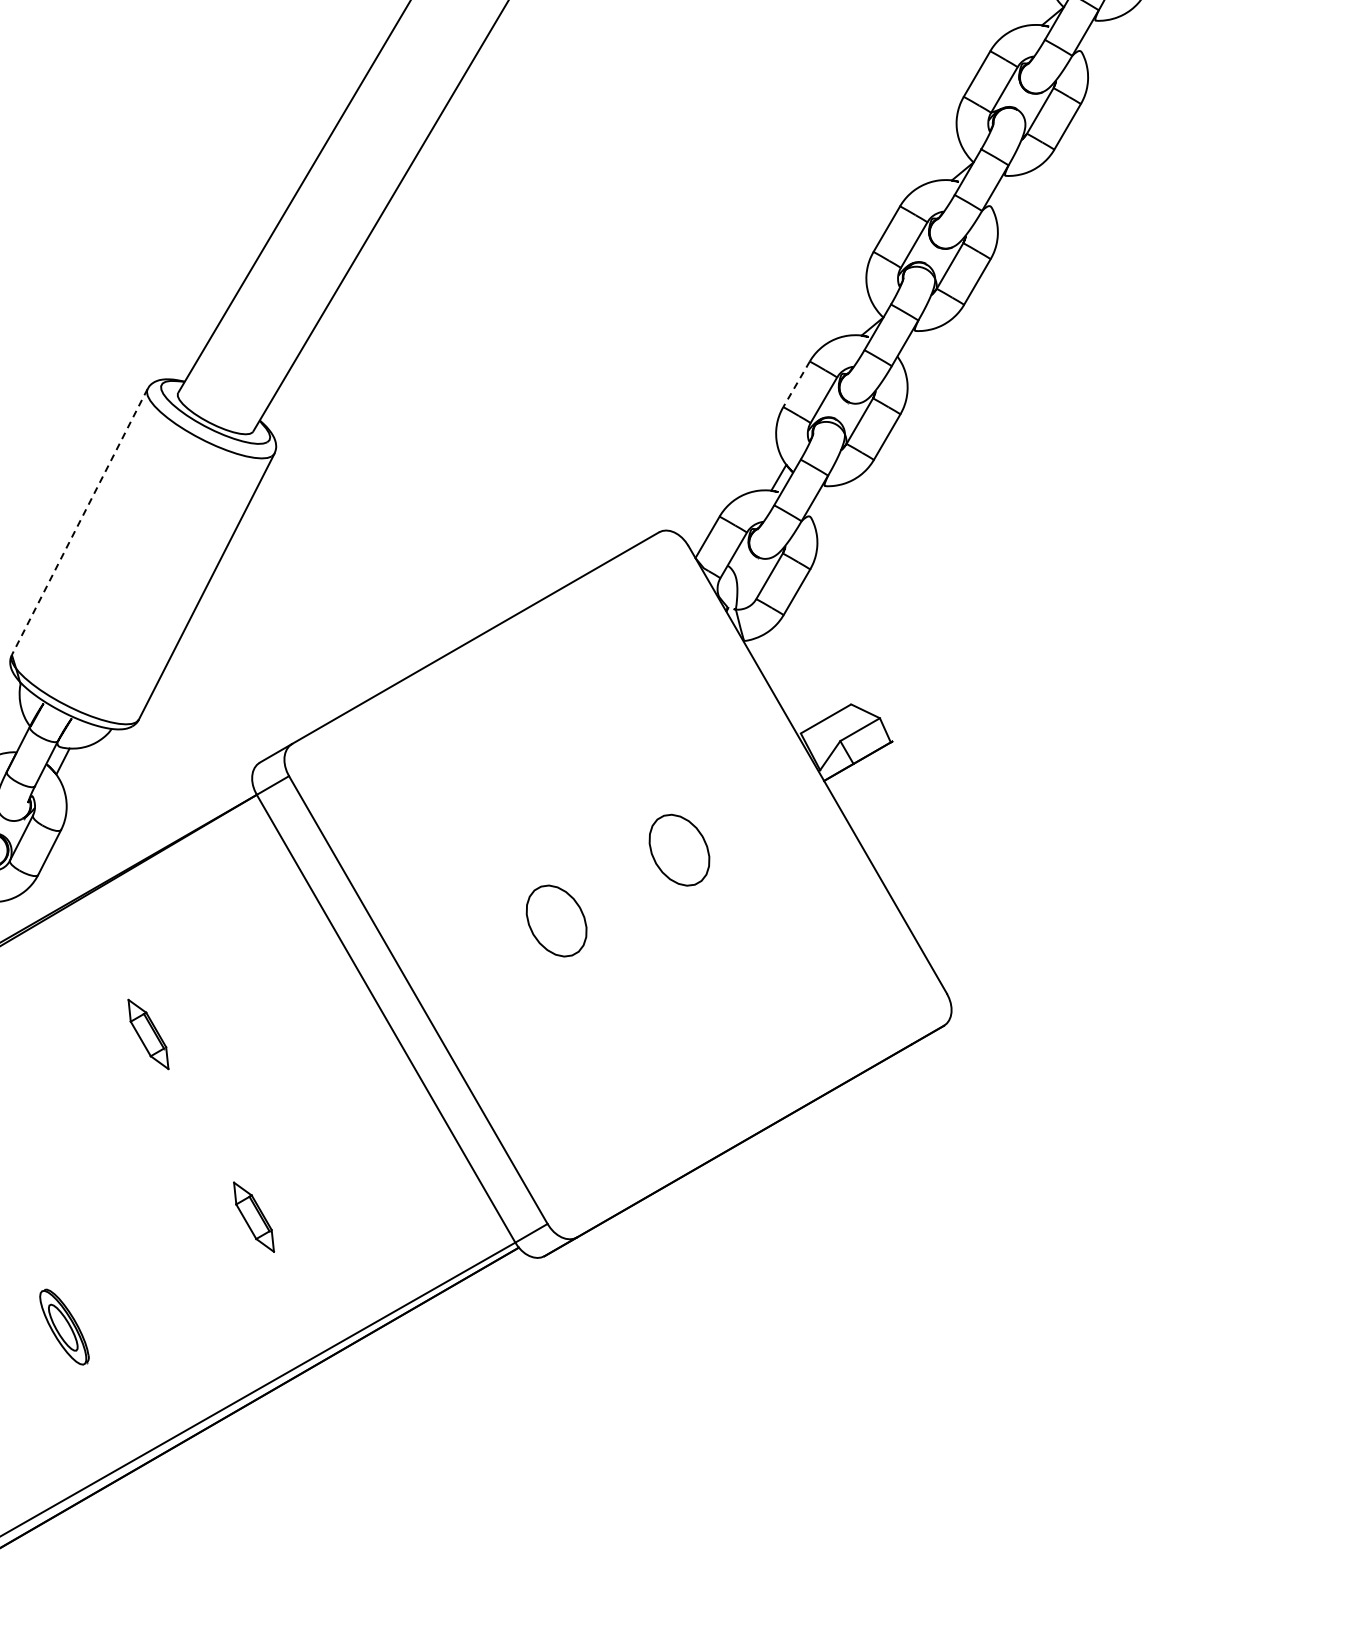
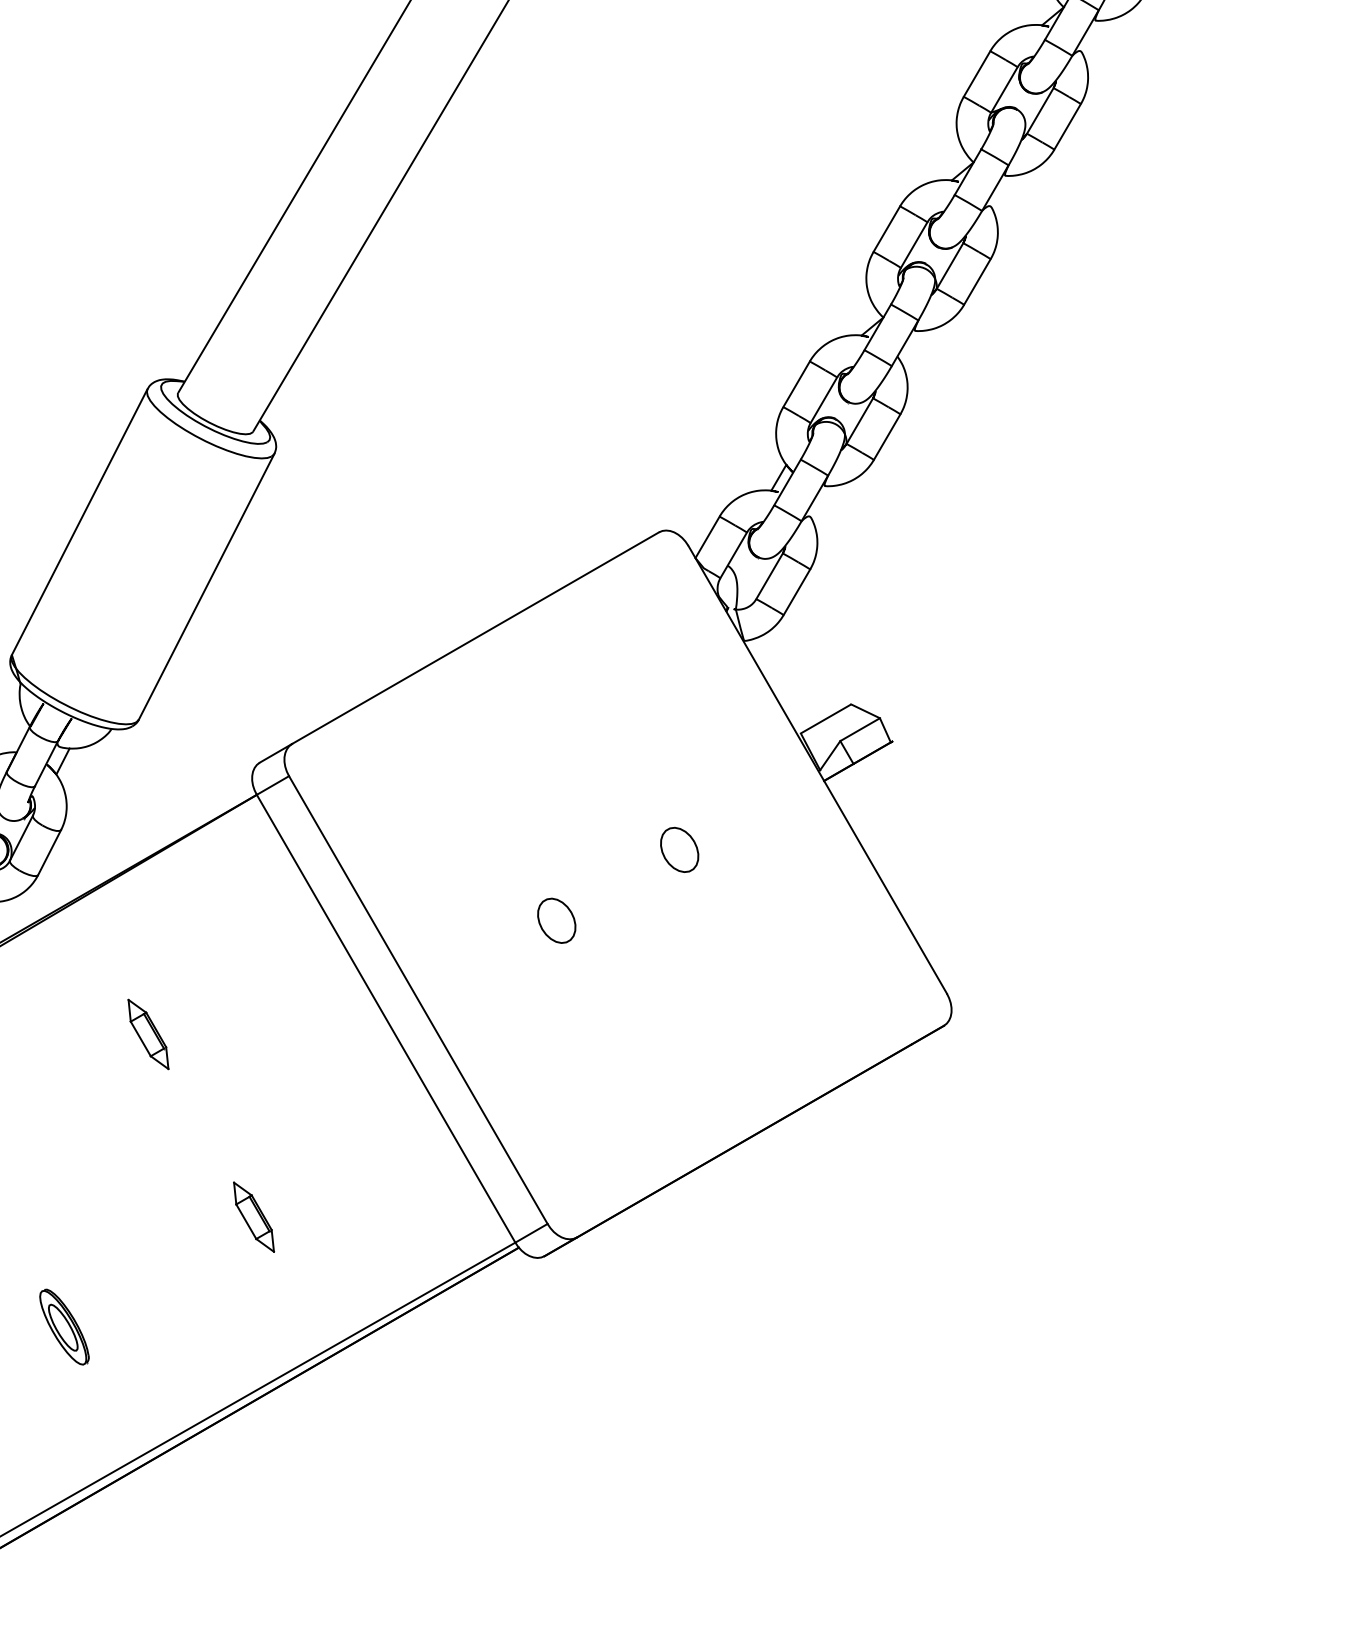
line: dashed -> solid (796, 384)
line: dashed -> solid (79, 522)
part size: 63x74 px -> 40x47 px (679, 849)
part size: 63x74 px -> 40x47 px (556, 920)
